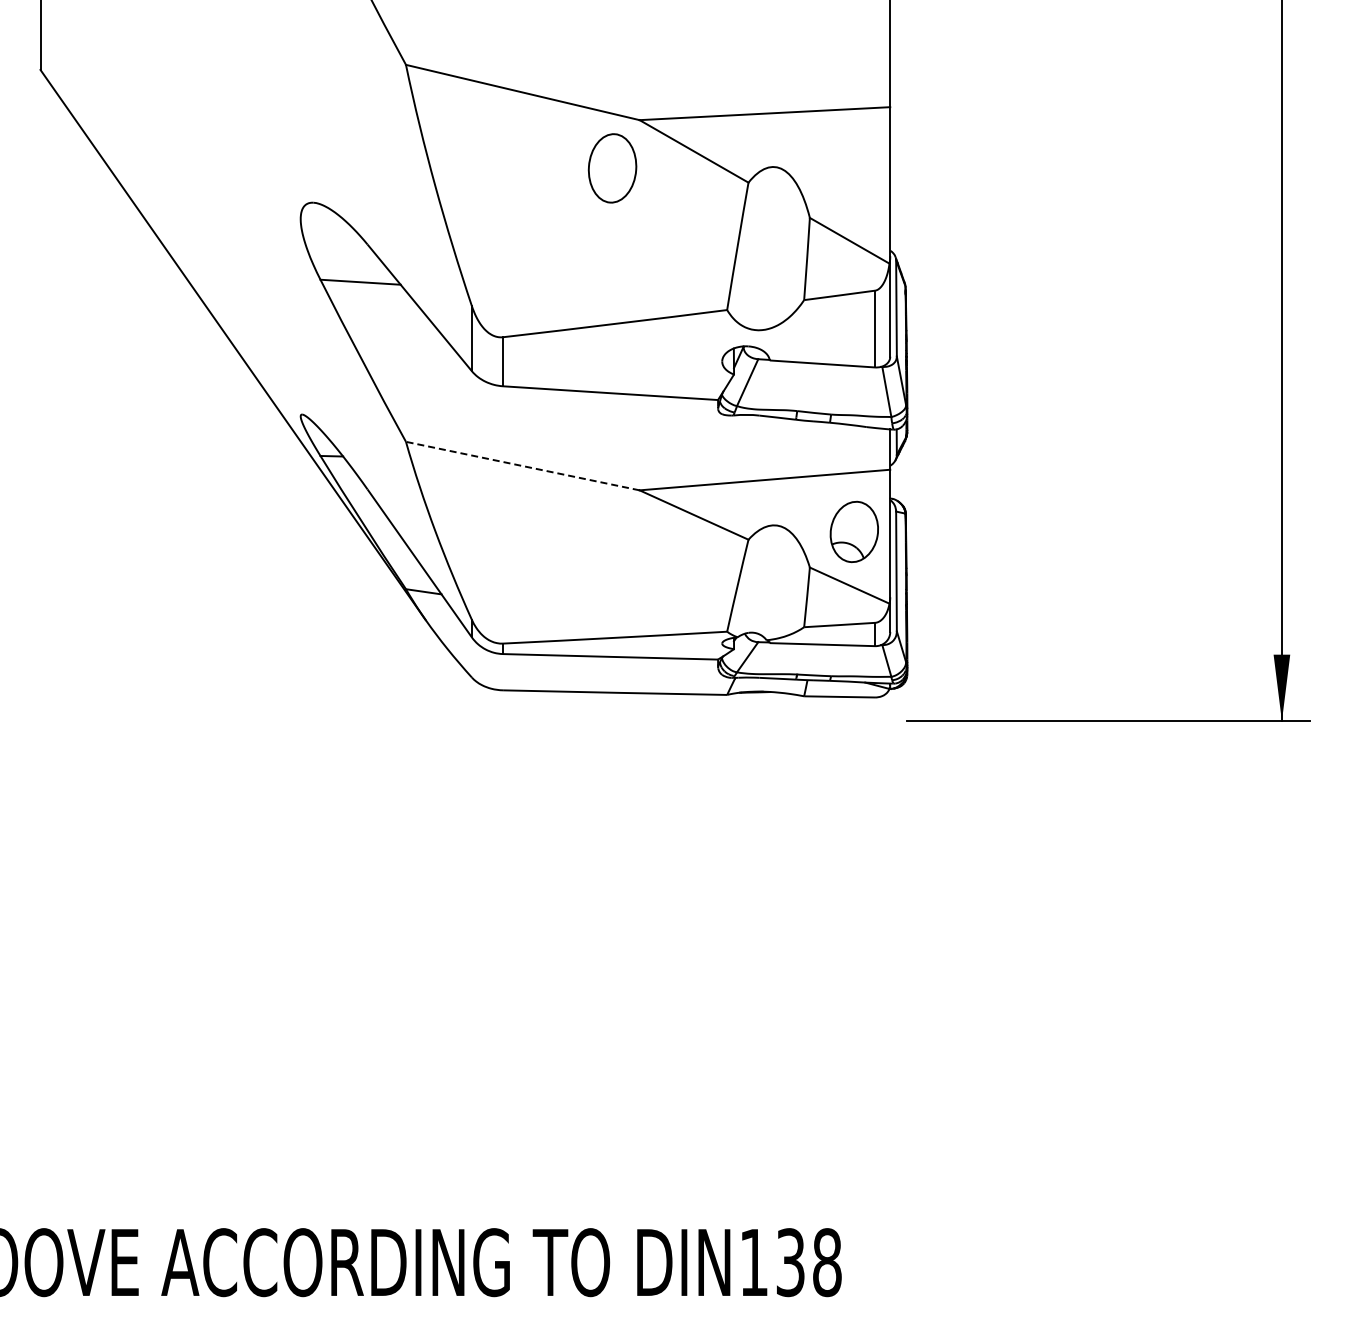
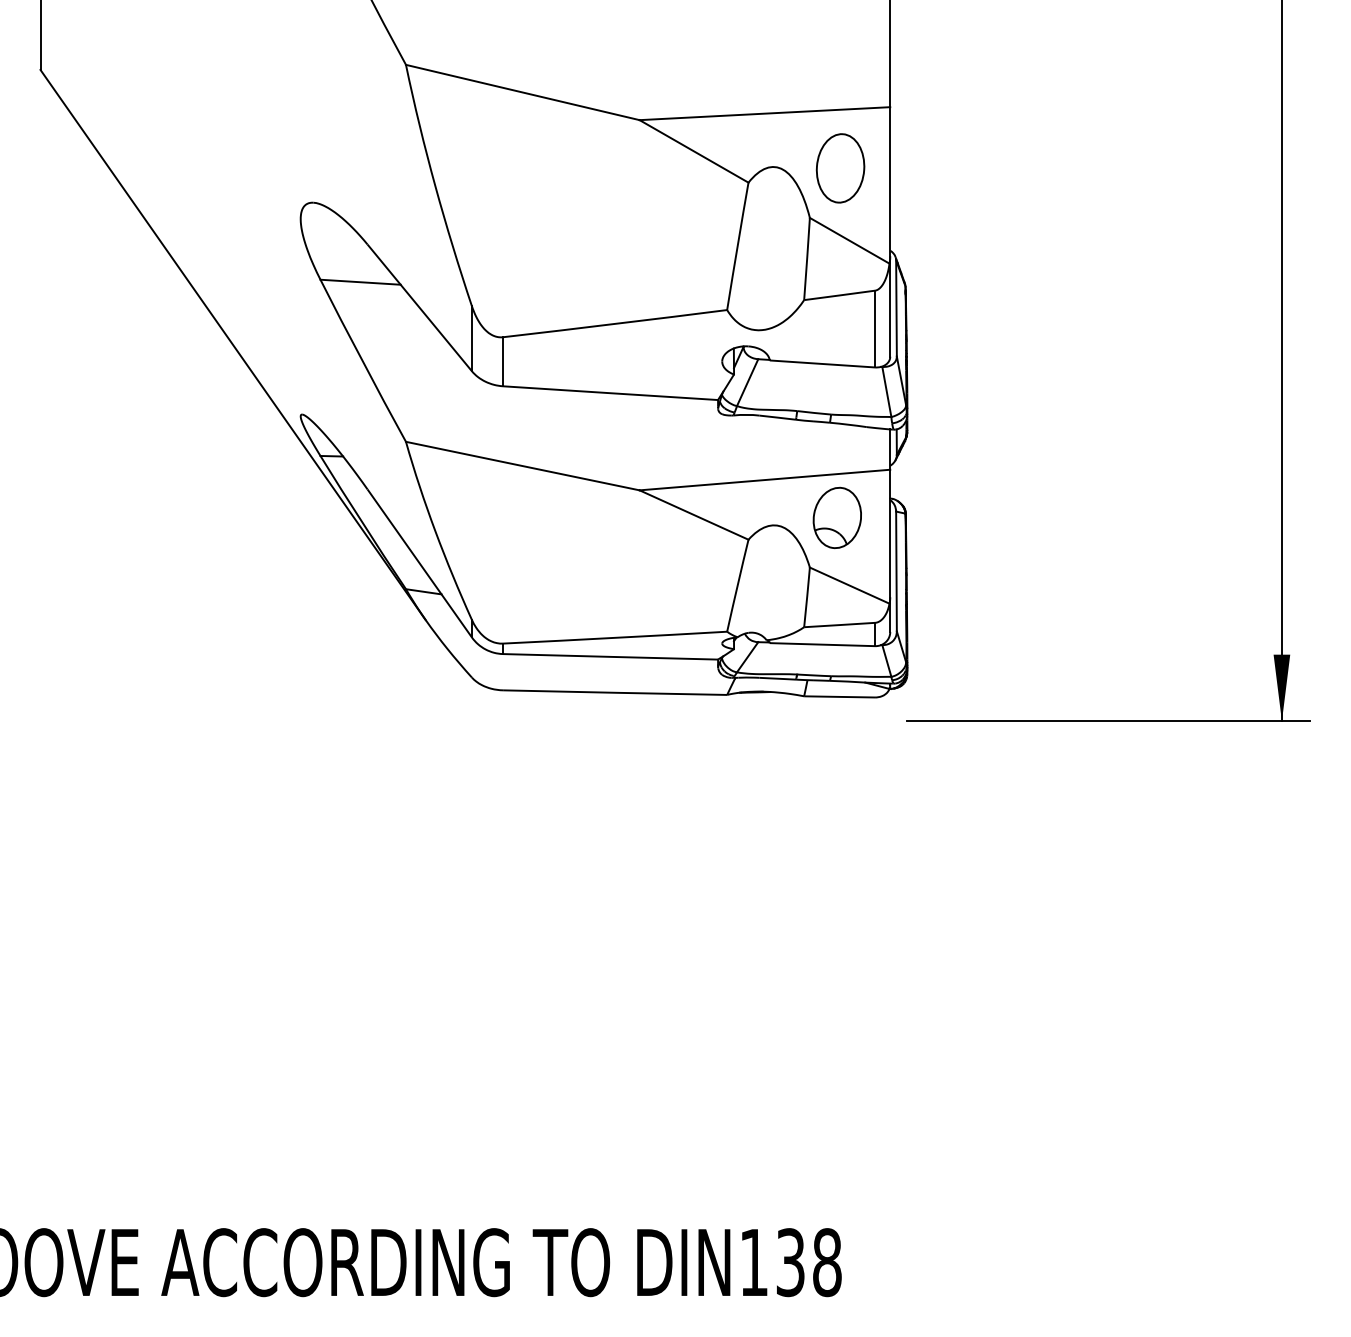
part position: (612, 168) -> (840, 168) (840, 168)
line: dashed -> solid (522, 465)
part position: (853, 531) -> (836, 517) (836, 517)
